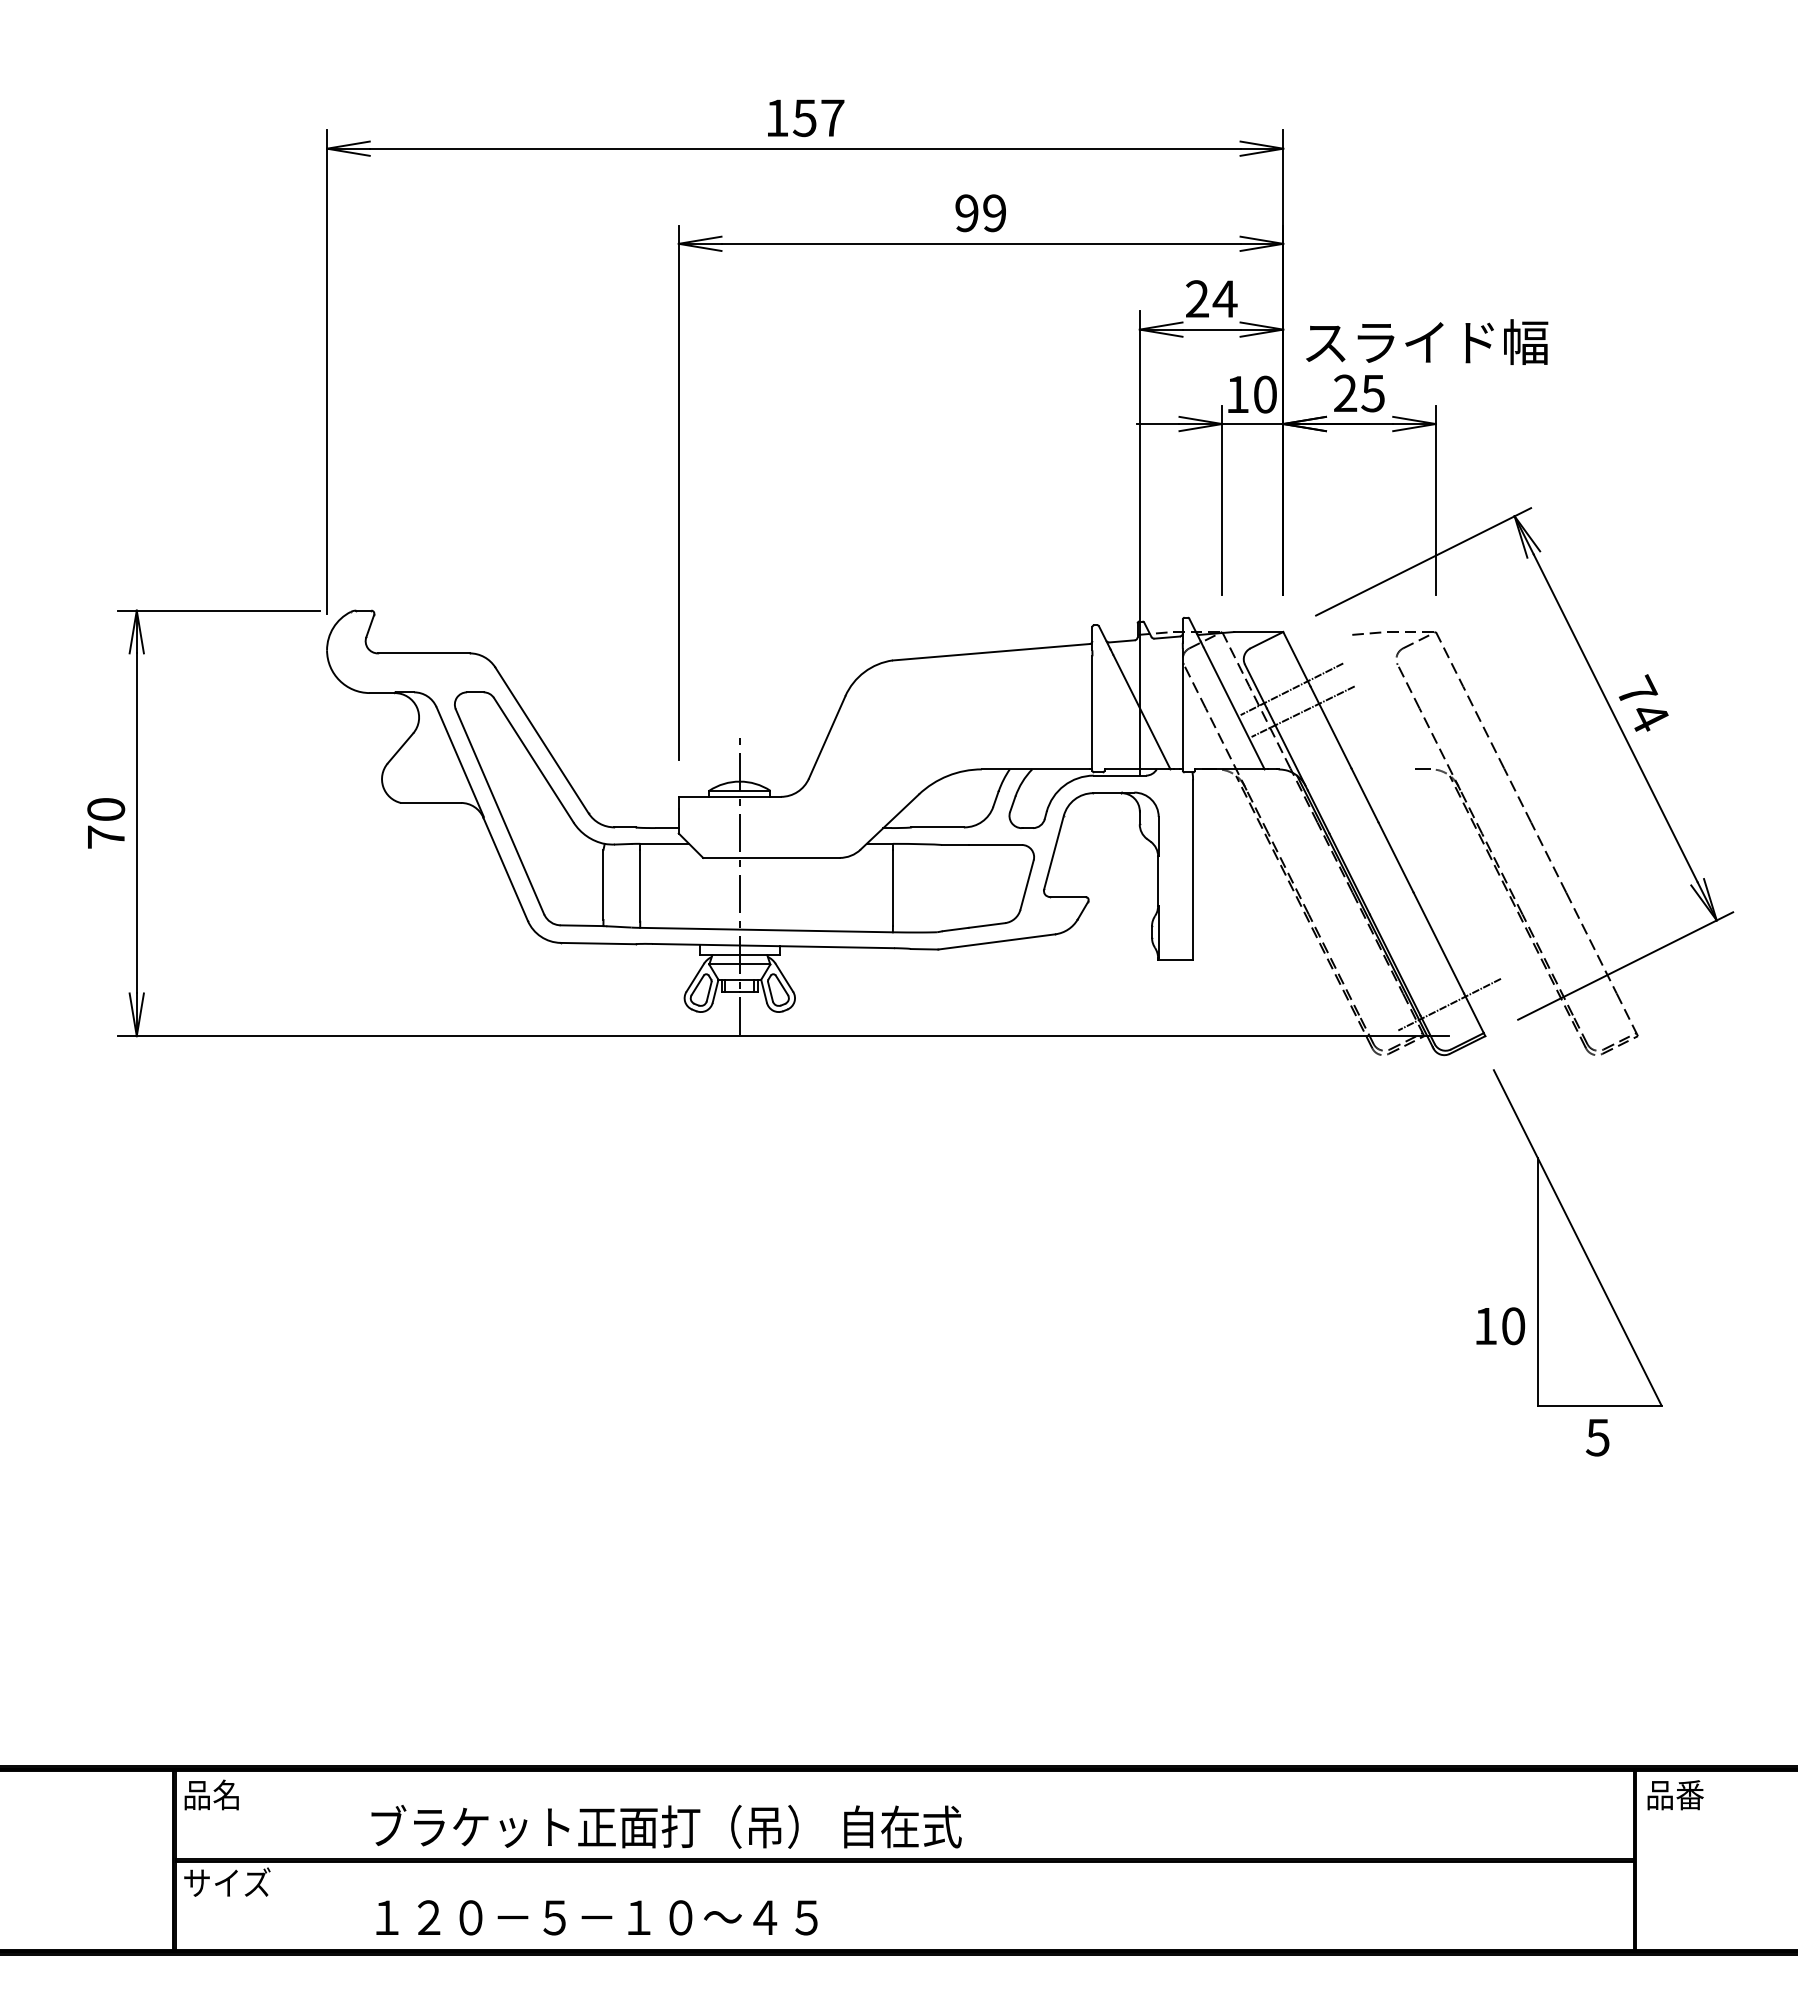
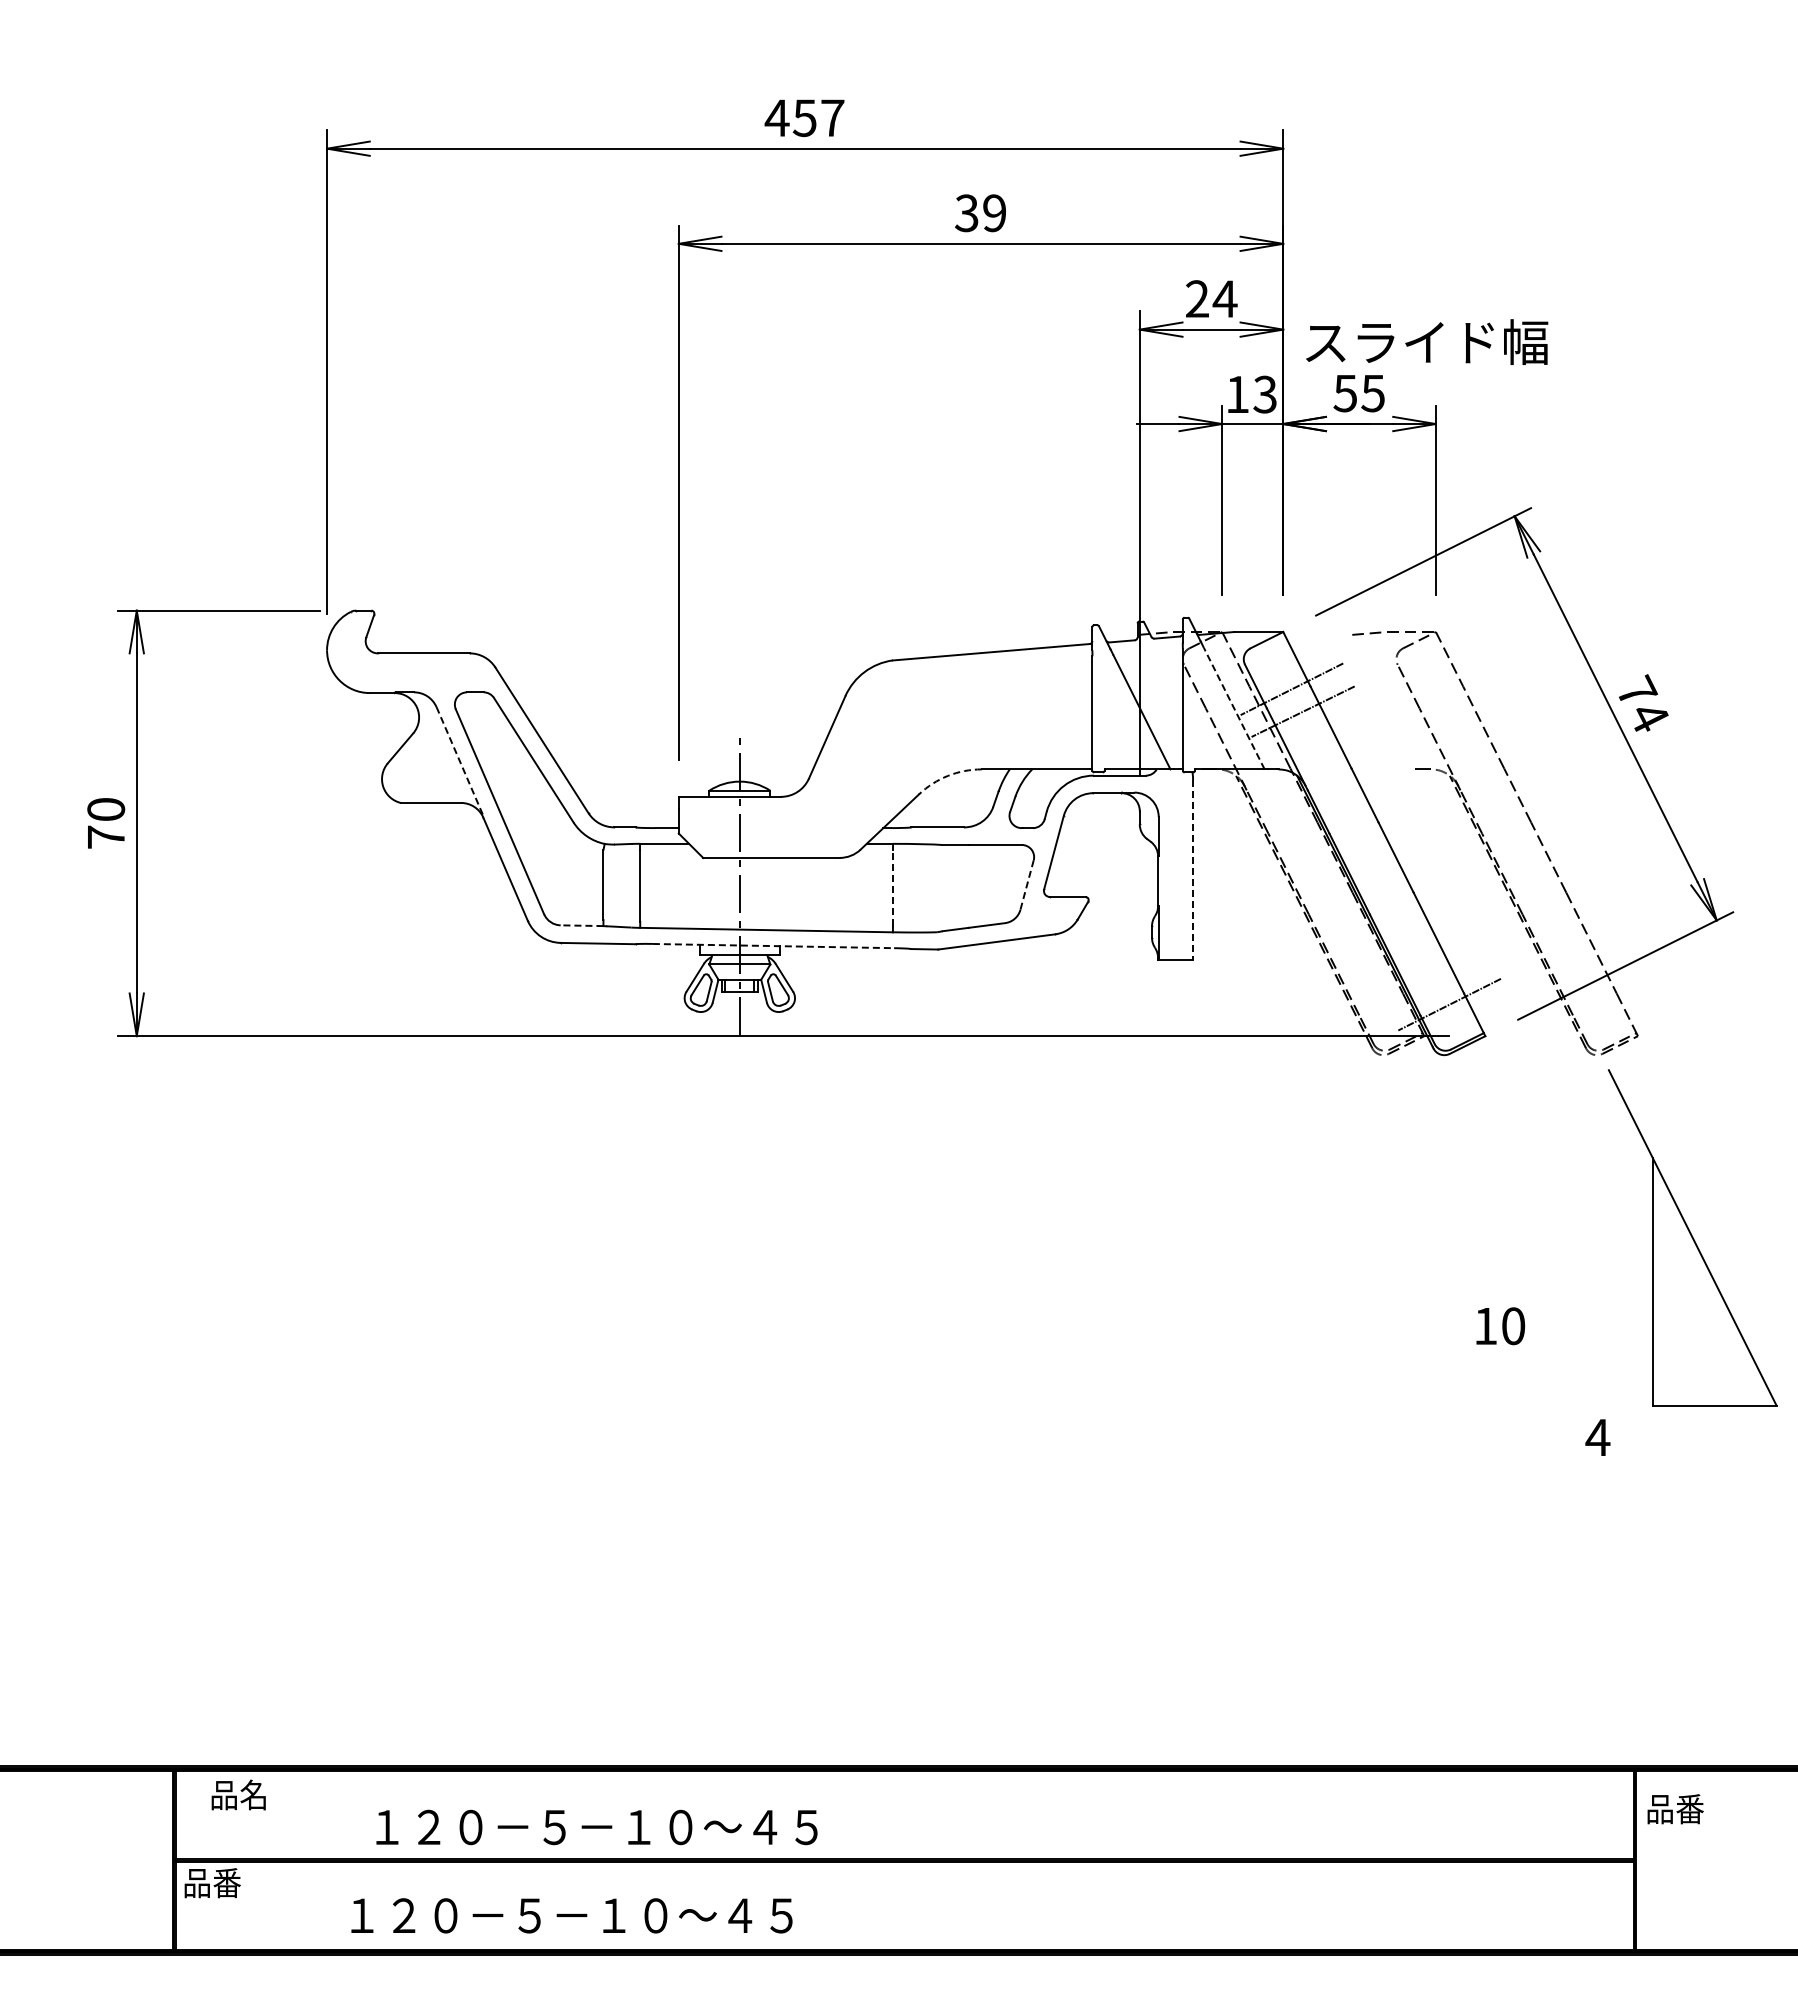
text: 157 -> 457 (776, 117)
text: 99 -> 39 (966, 213)
text: 25 -> 55 (1345, 393)
text: 10 -> 13 (1264, 394)
line: solid -> dashed (1234, 708)
line: solid -> dashed (460, 762)
arc: solid -> dashed (948, 775)
line: solid -> dashed (1193, 869)
line: solid -> dashed (1027, 885)
line: solid -> dashed (892, 887)
line: solid -> dashed (581, 925)
line: solid -> dashed (773, 946)
part position: (1577, 1237) -> (1692, 1237) (1692, 1237)
text: 5 -> 4 (1597, 1437)
text position: (211, 1794) -> (238, 1794) (238, 1794)
text position: (1675, 1795) -> (1675, 1809) (1675, 1809)
text: ブラケット正面打（吊） 自在式 -> １２０－５－１０～４５ (666, 1826)
text: サイズ -> 品番 (227, 1882)
text position: (596, 1917) -> (571, 1915) (571, 1915)
